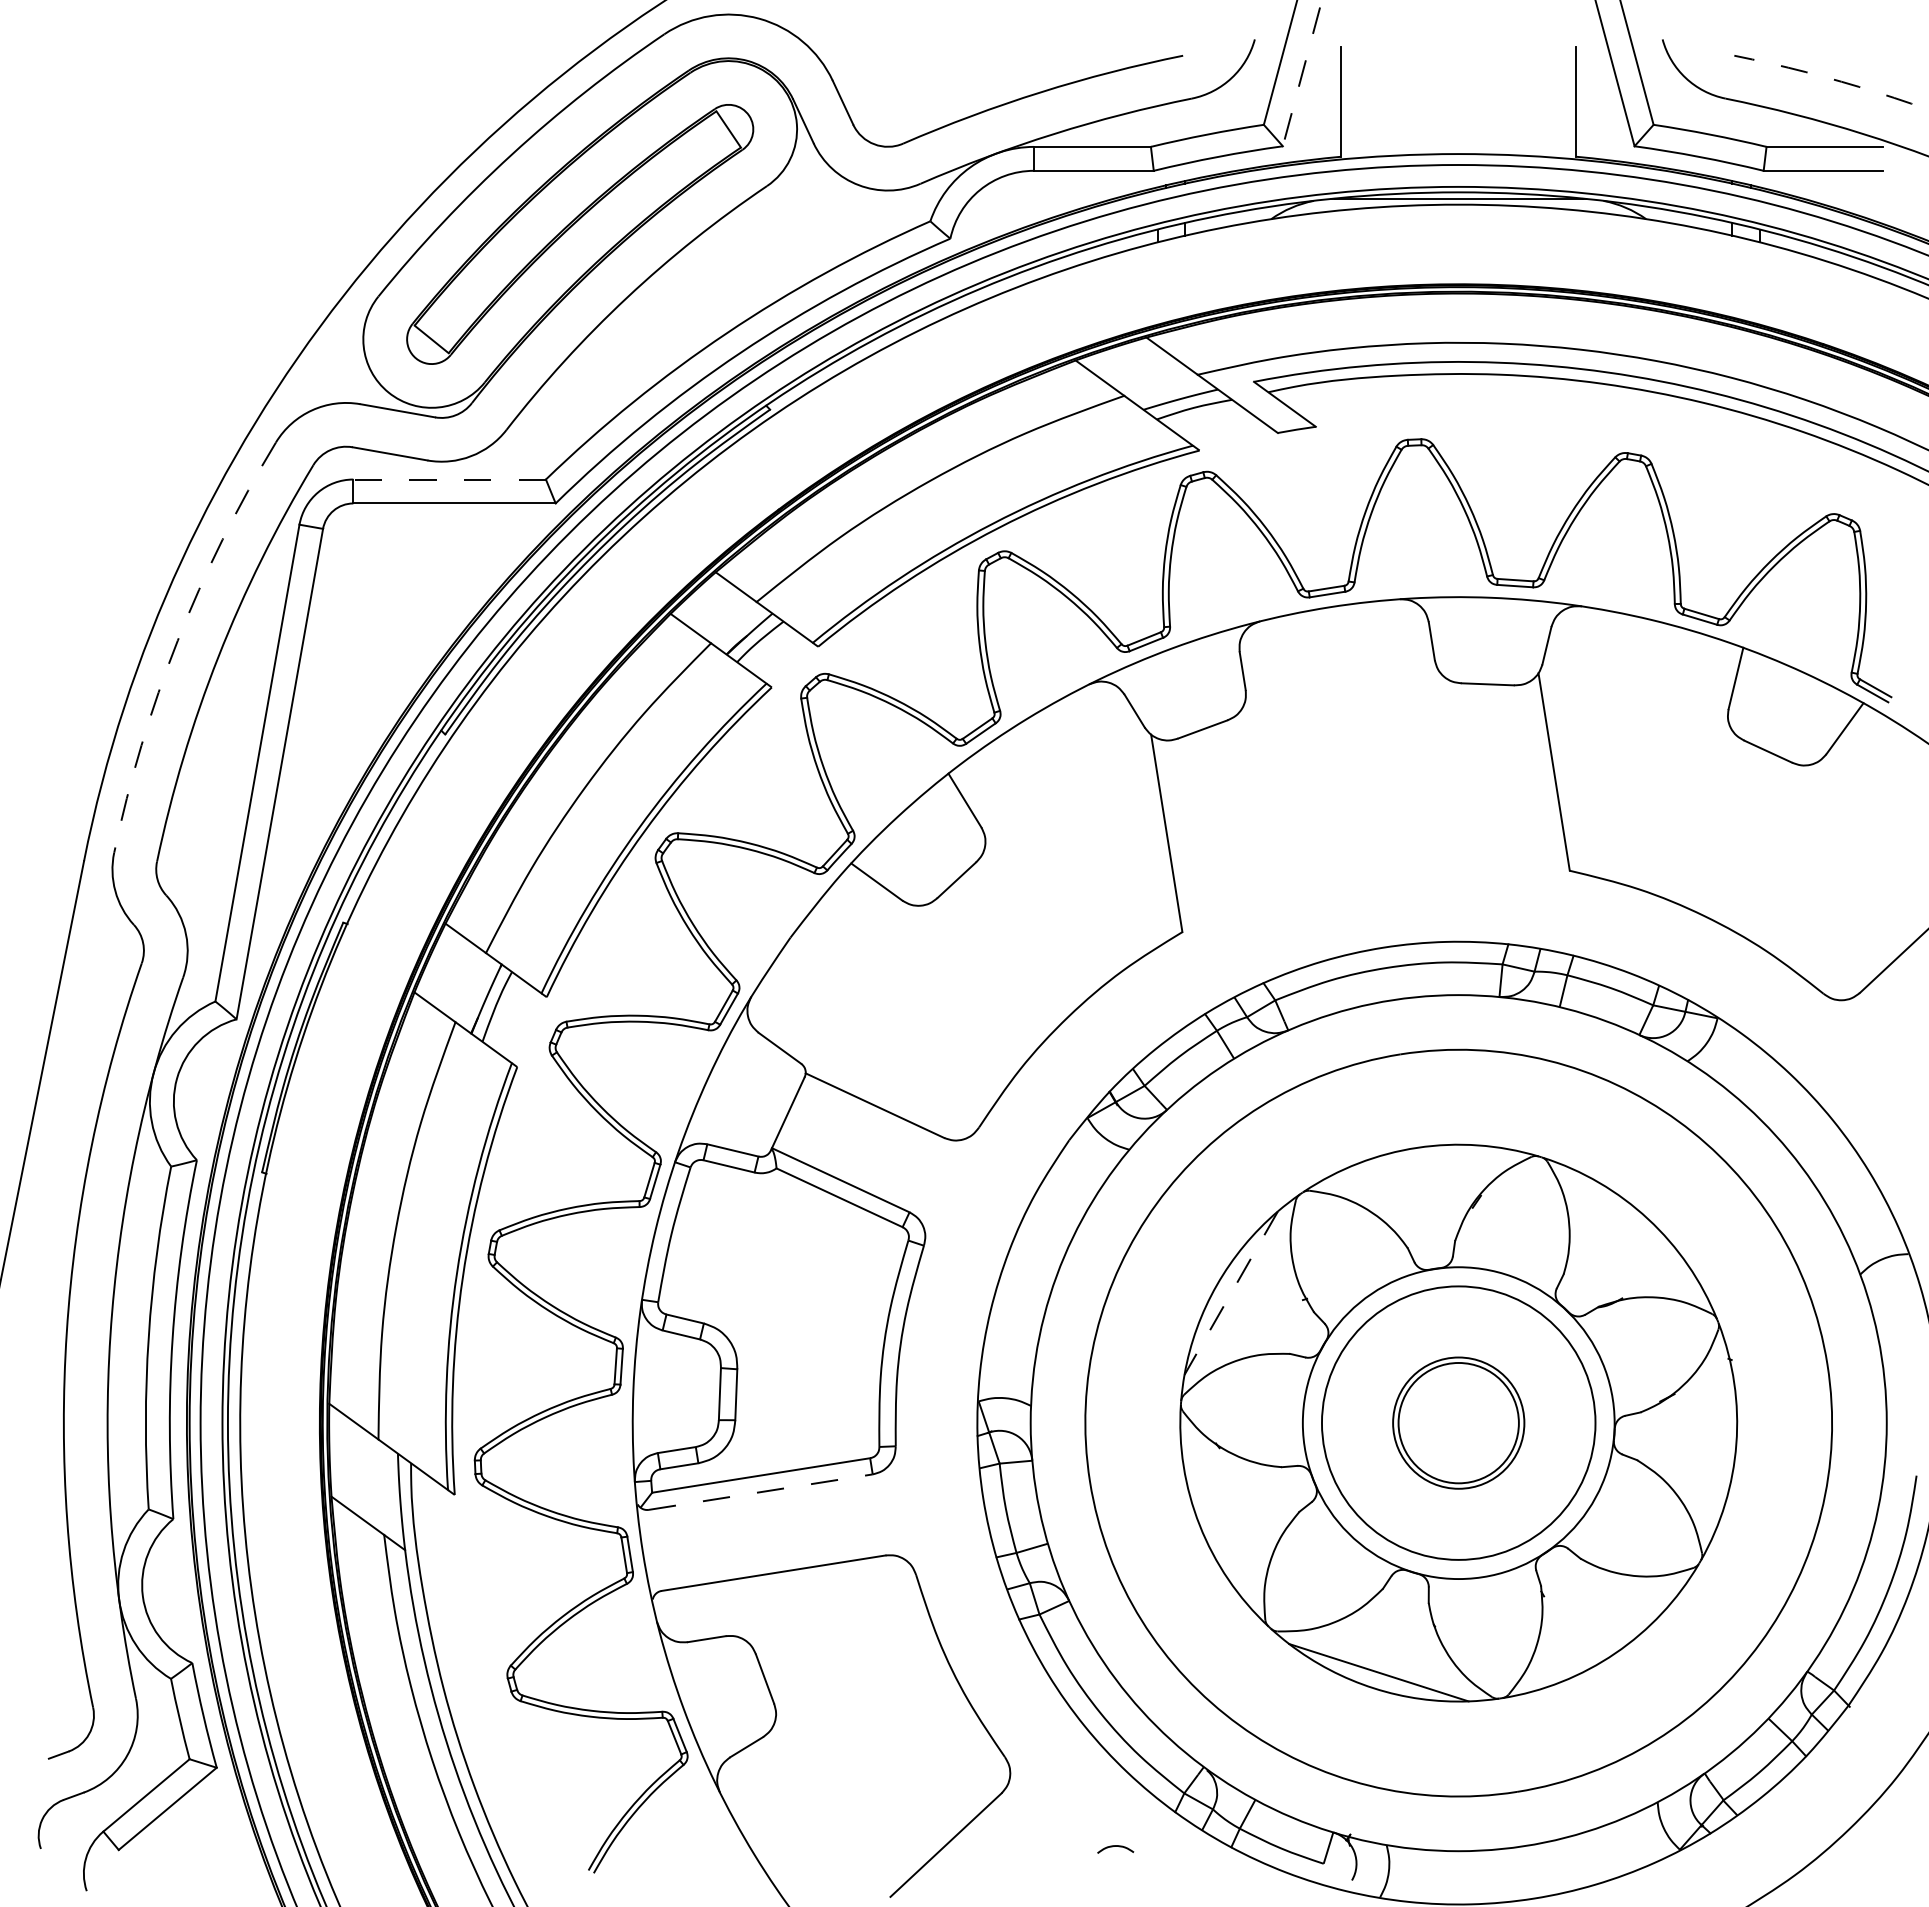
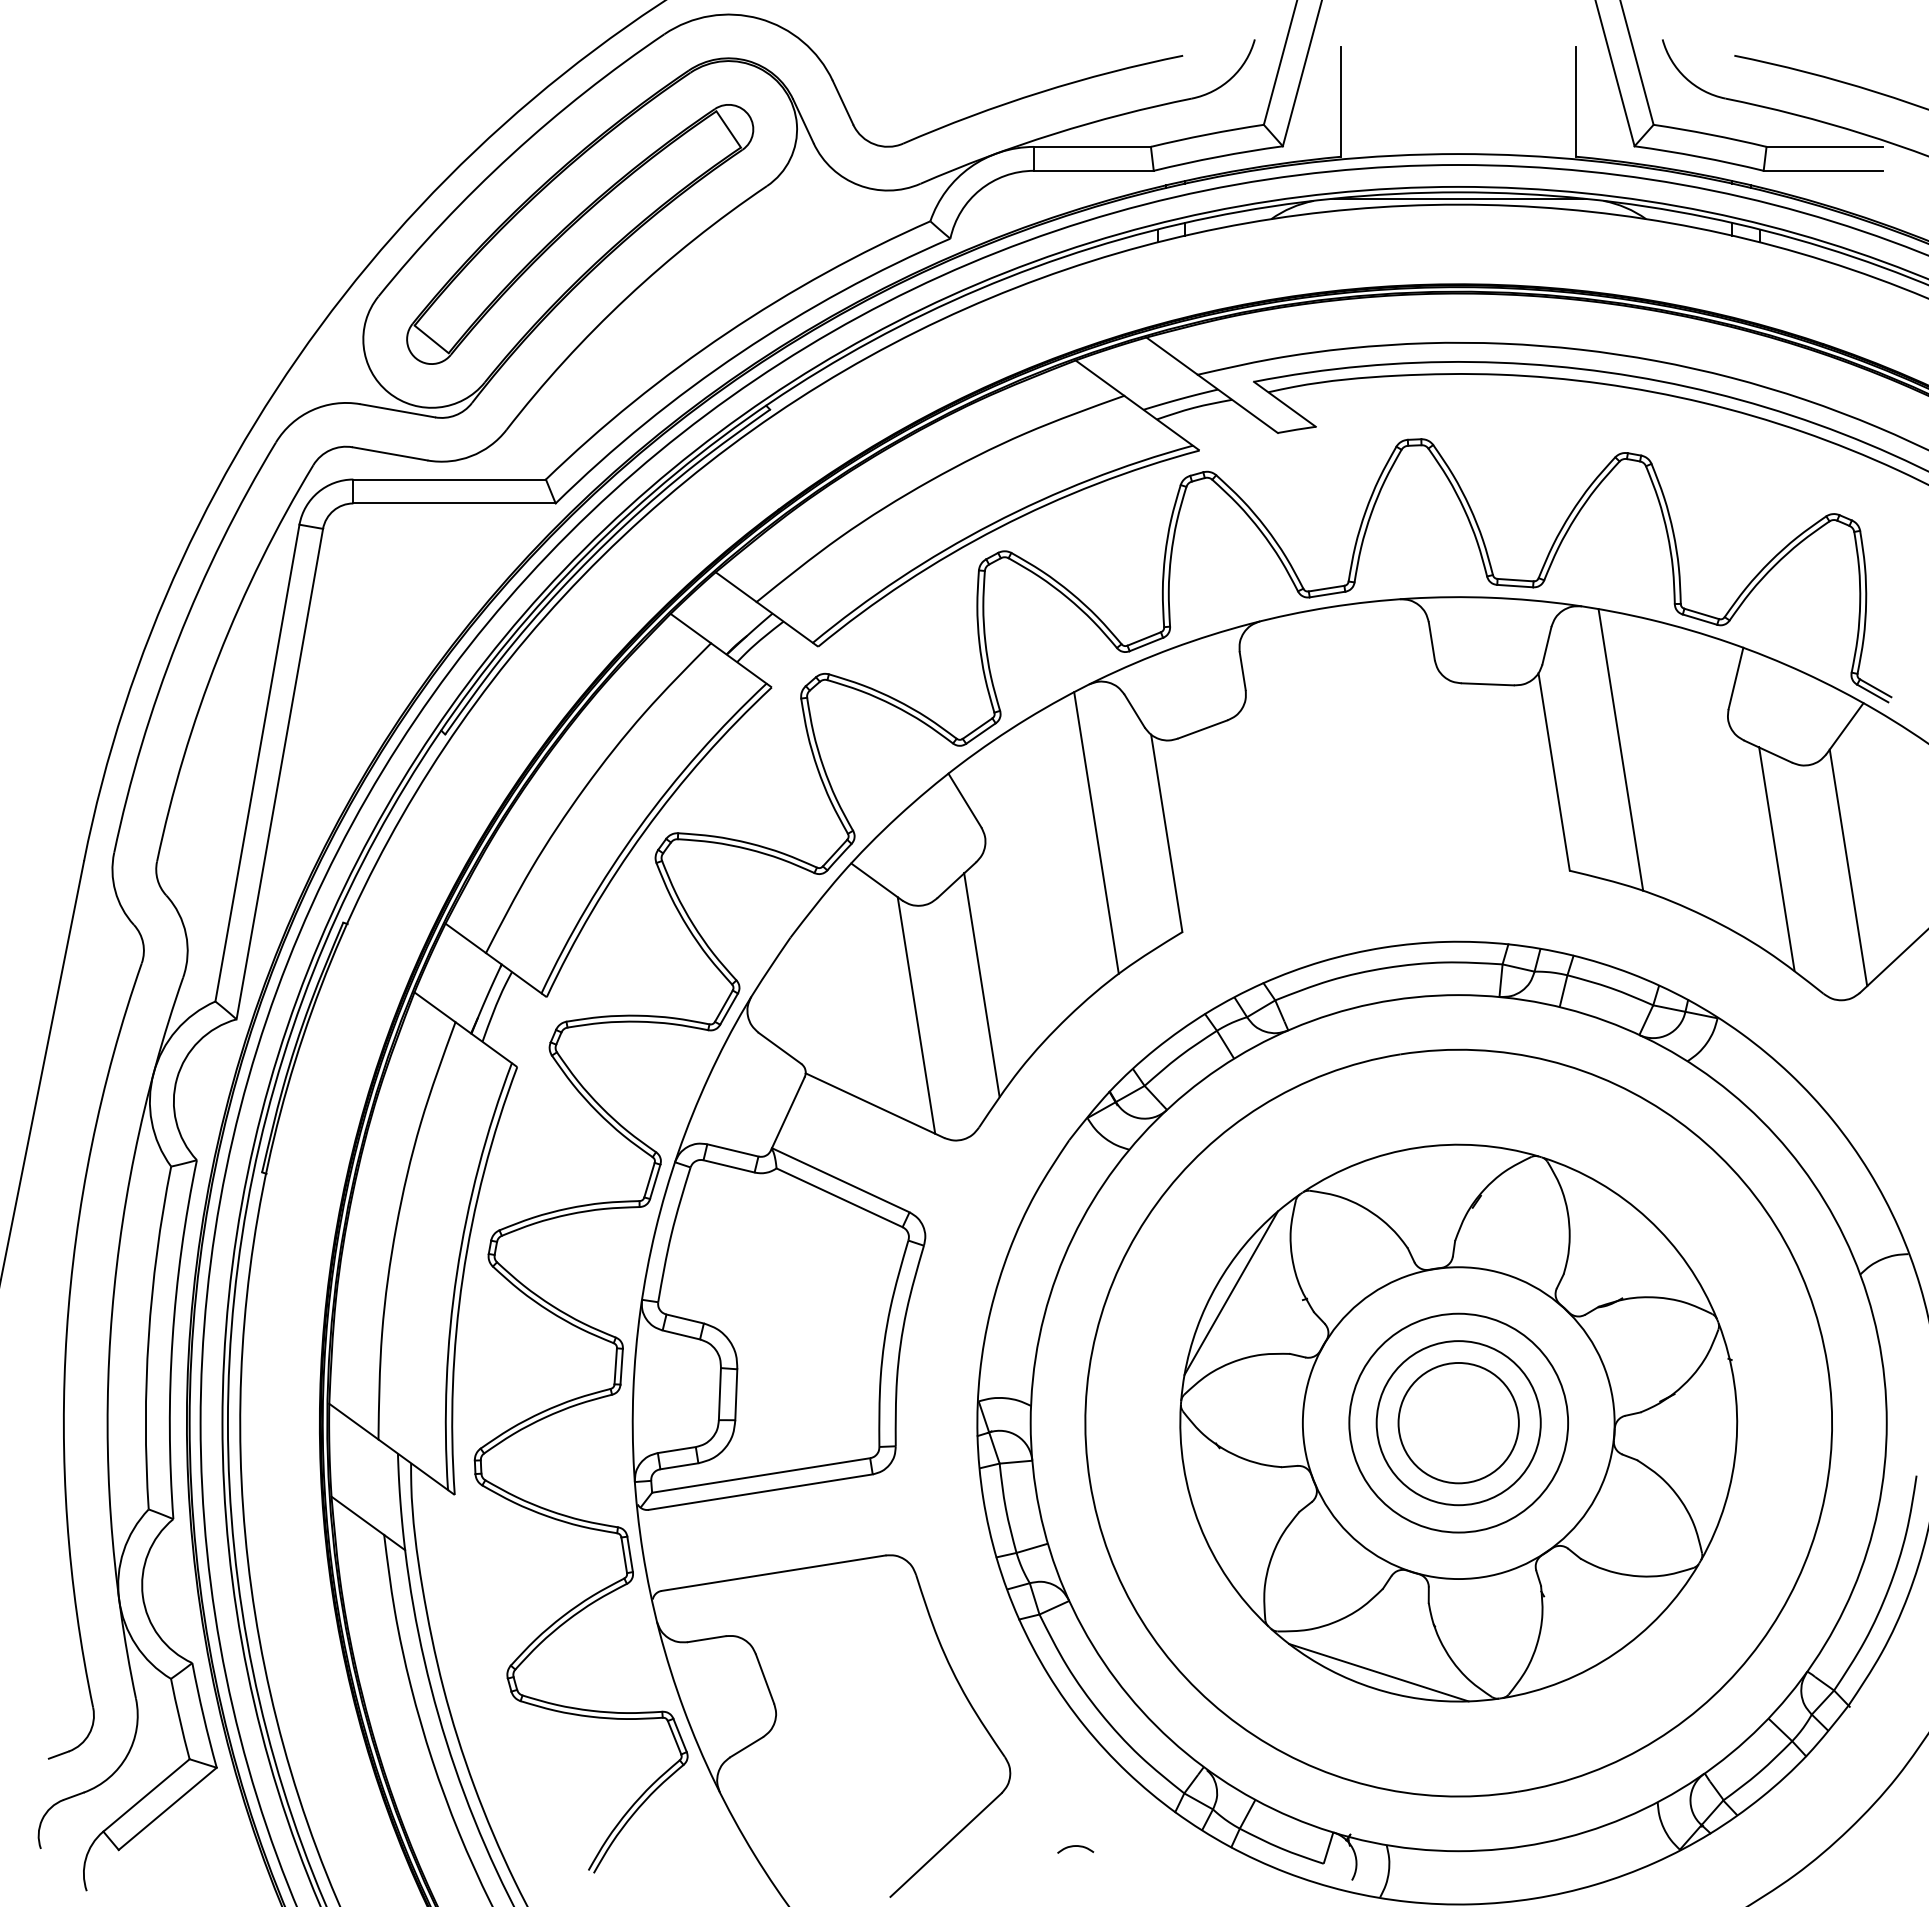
line: dashed -> solid (1302, 74)
arc: dashed -> solid (1832, 79)
line: dashed -> solid (449, 479)
arc: dashed -> solid (177, 640)
line: none -> present (1620, 749)
line: none -> present (1096, 832)
line: none -> present (1776, 858)
line: none -> present (1848, 867)
line: none -> present (981, 984)
line: none -> present (916, 1015)
line: dashed -> solid (1230, 1293)
circle diameter: 131 px -> 164 px (1458, 1423)
circle diameter: 274 px -> 219 px (1458, 1422)
line: dashed -> solid (761, 1492)
curve position: (1115, 1846) -> (1075, 1846) (1075, 1846)
